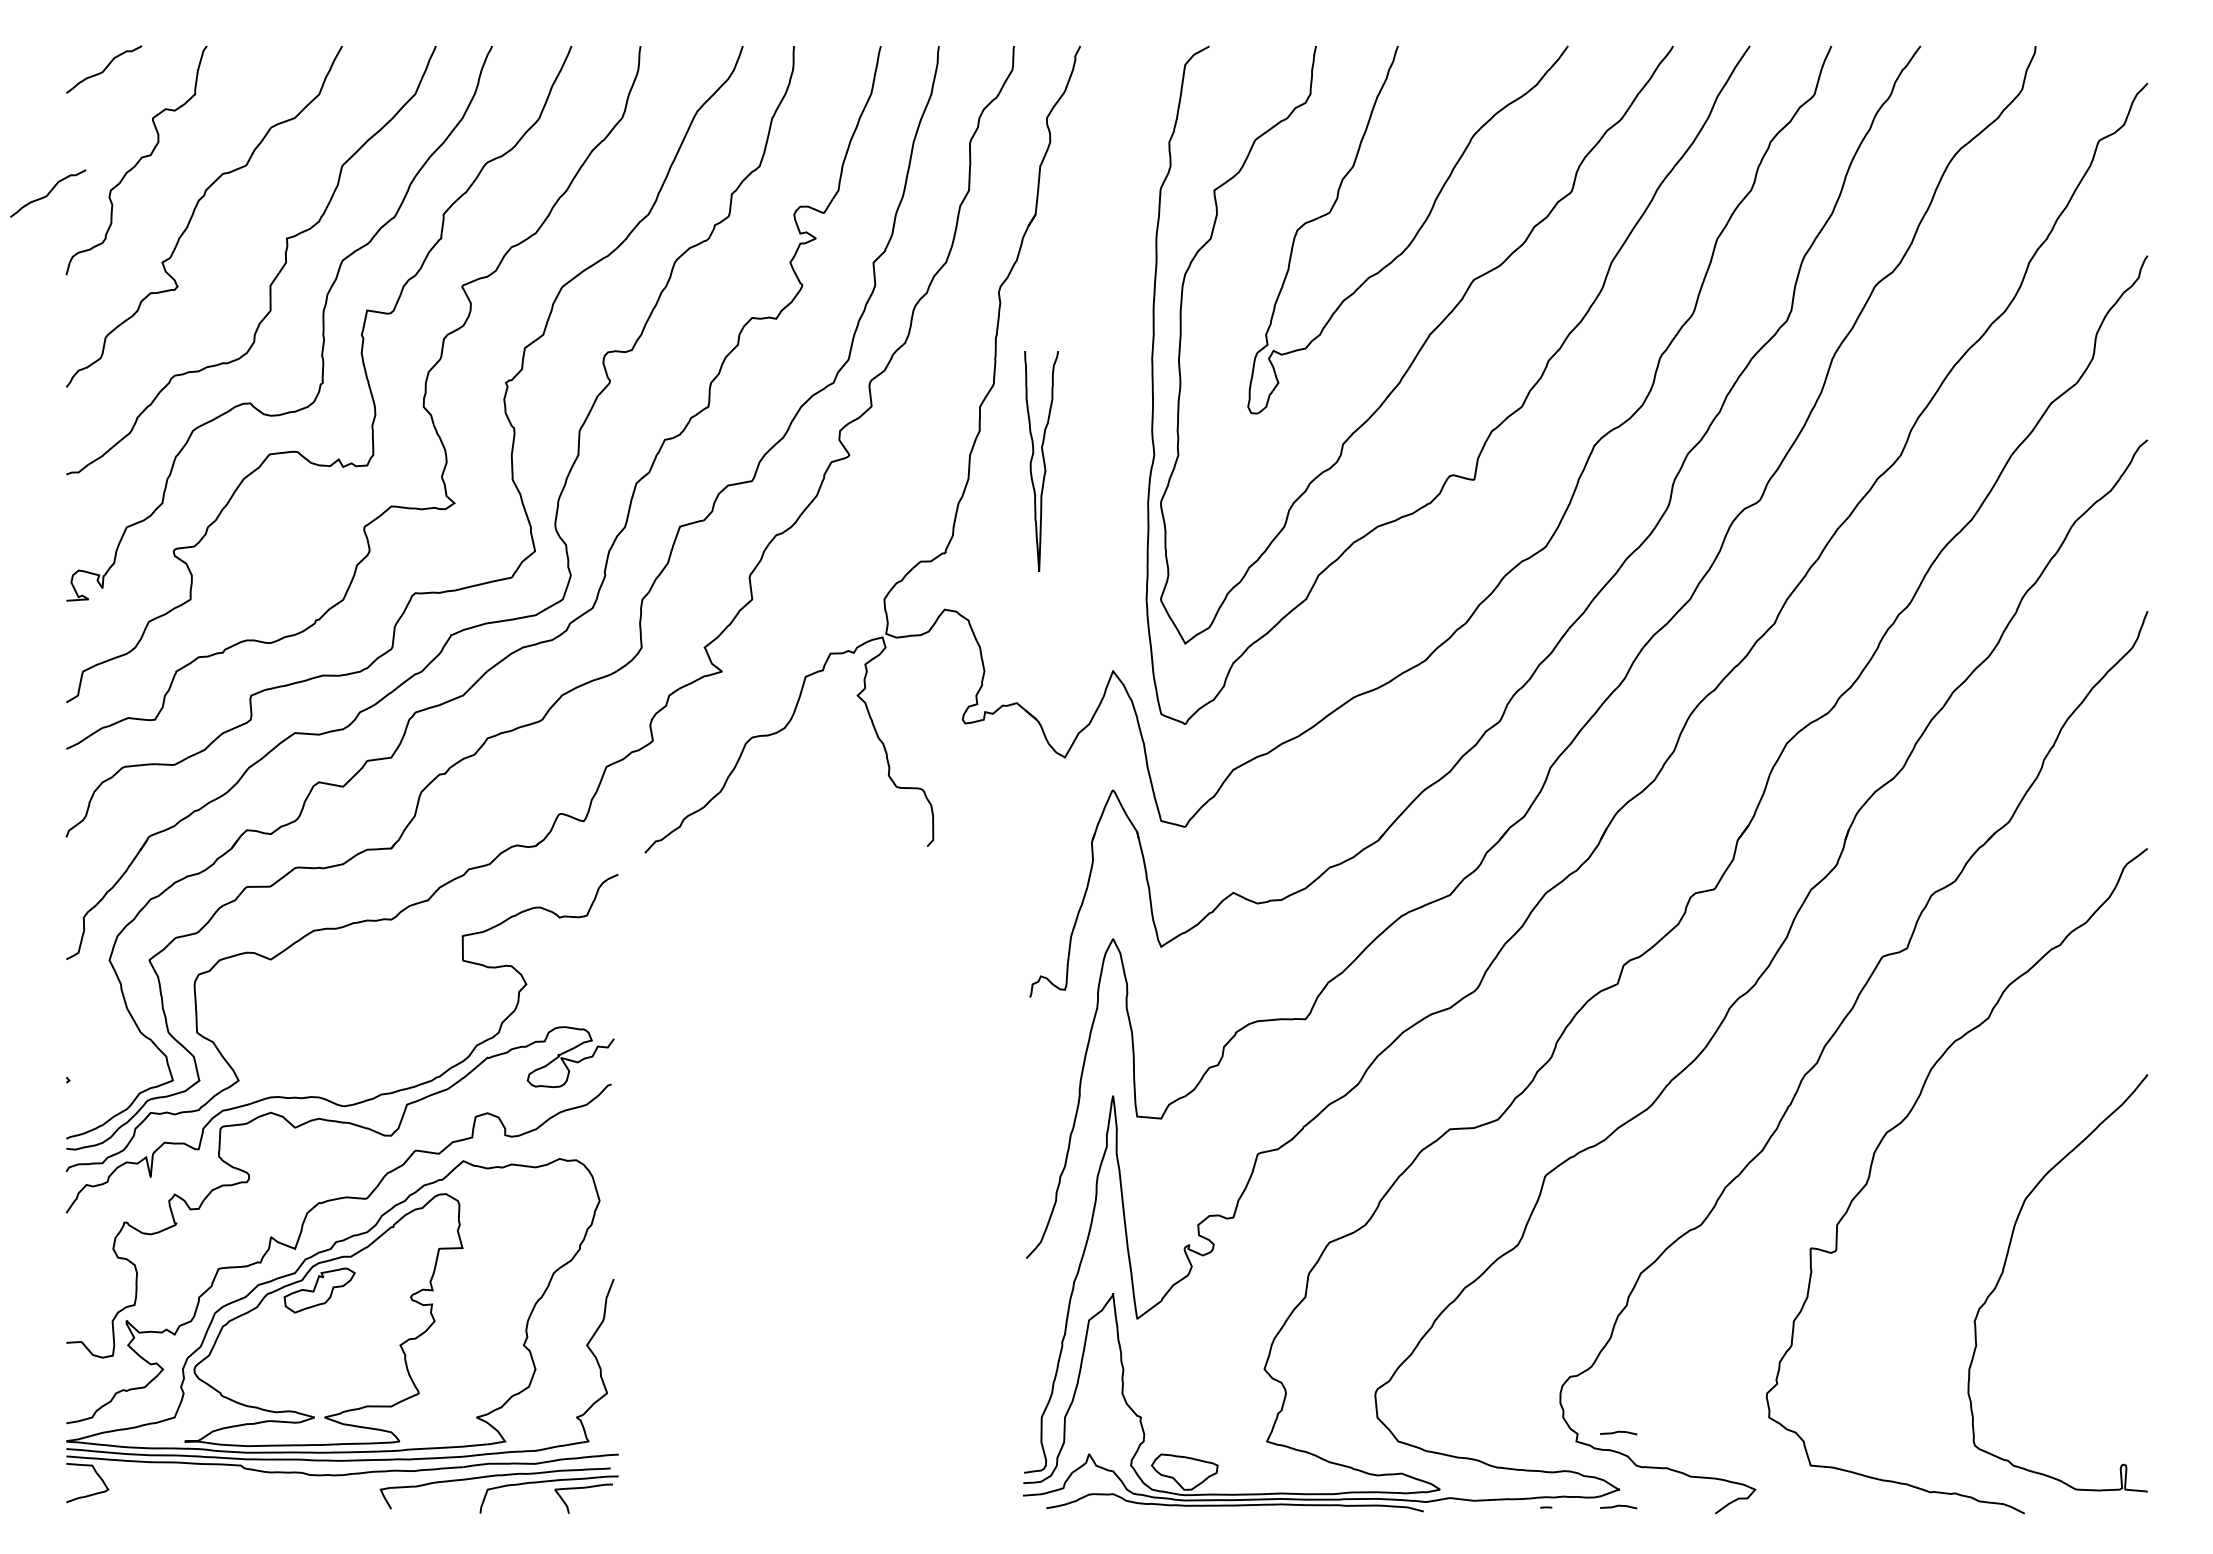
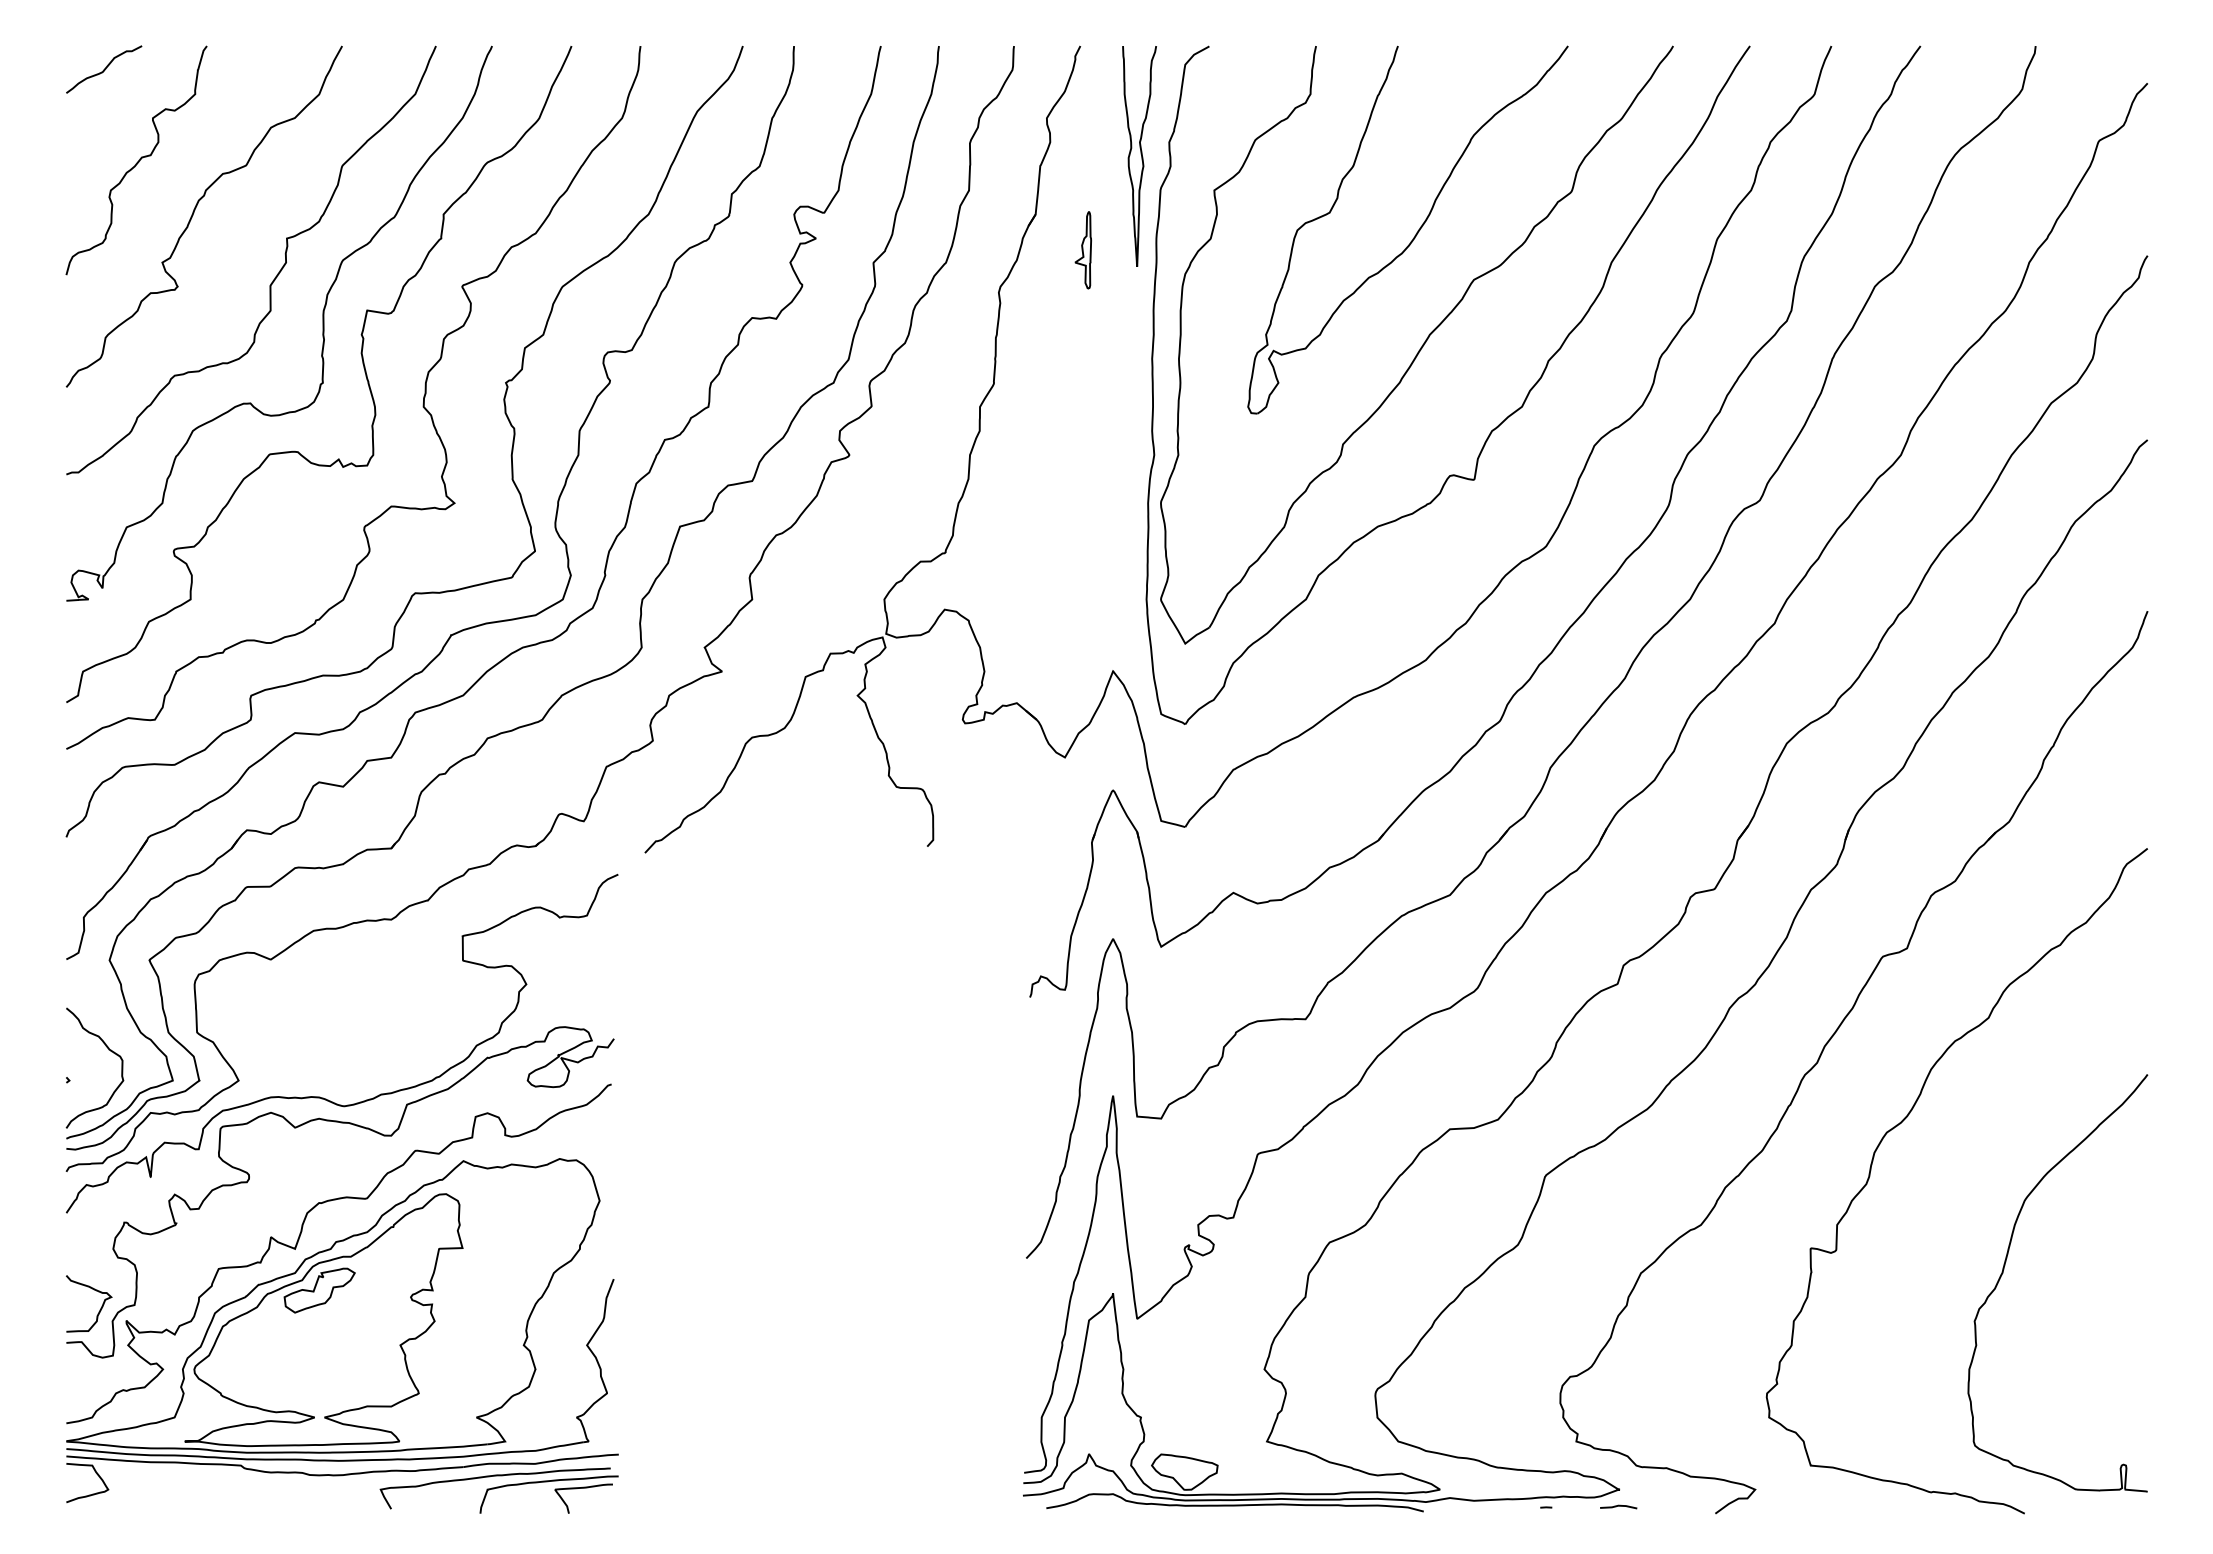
curve: present -> none (48, 193)
part: none -> present (1082, 250)
curve position: (1043, 461) -> (1141, 156) (1141, 156)
curve: none -> present (110, 1051)
curve: none -> present (99, 1309)
line: present -> none (1618, 1432)
